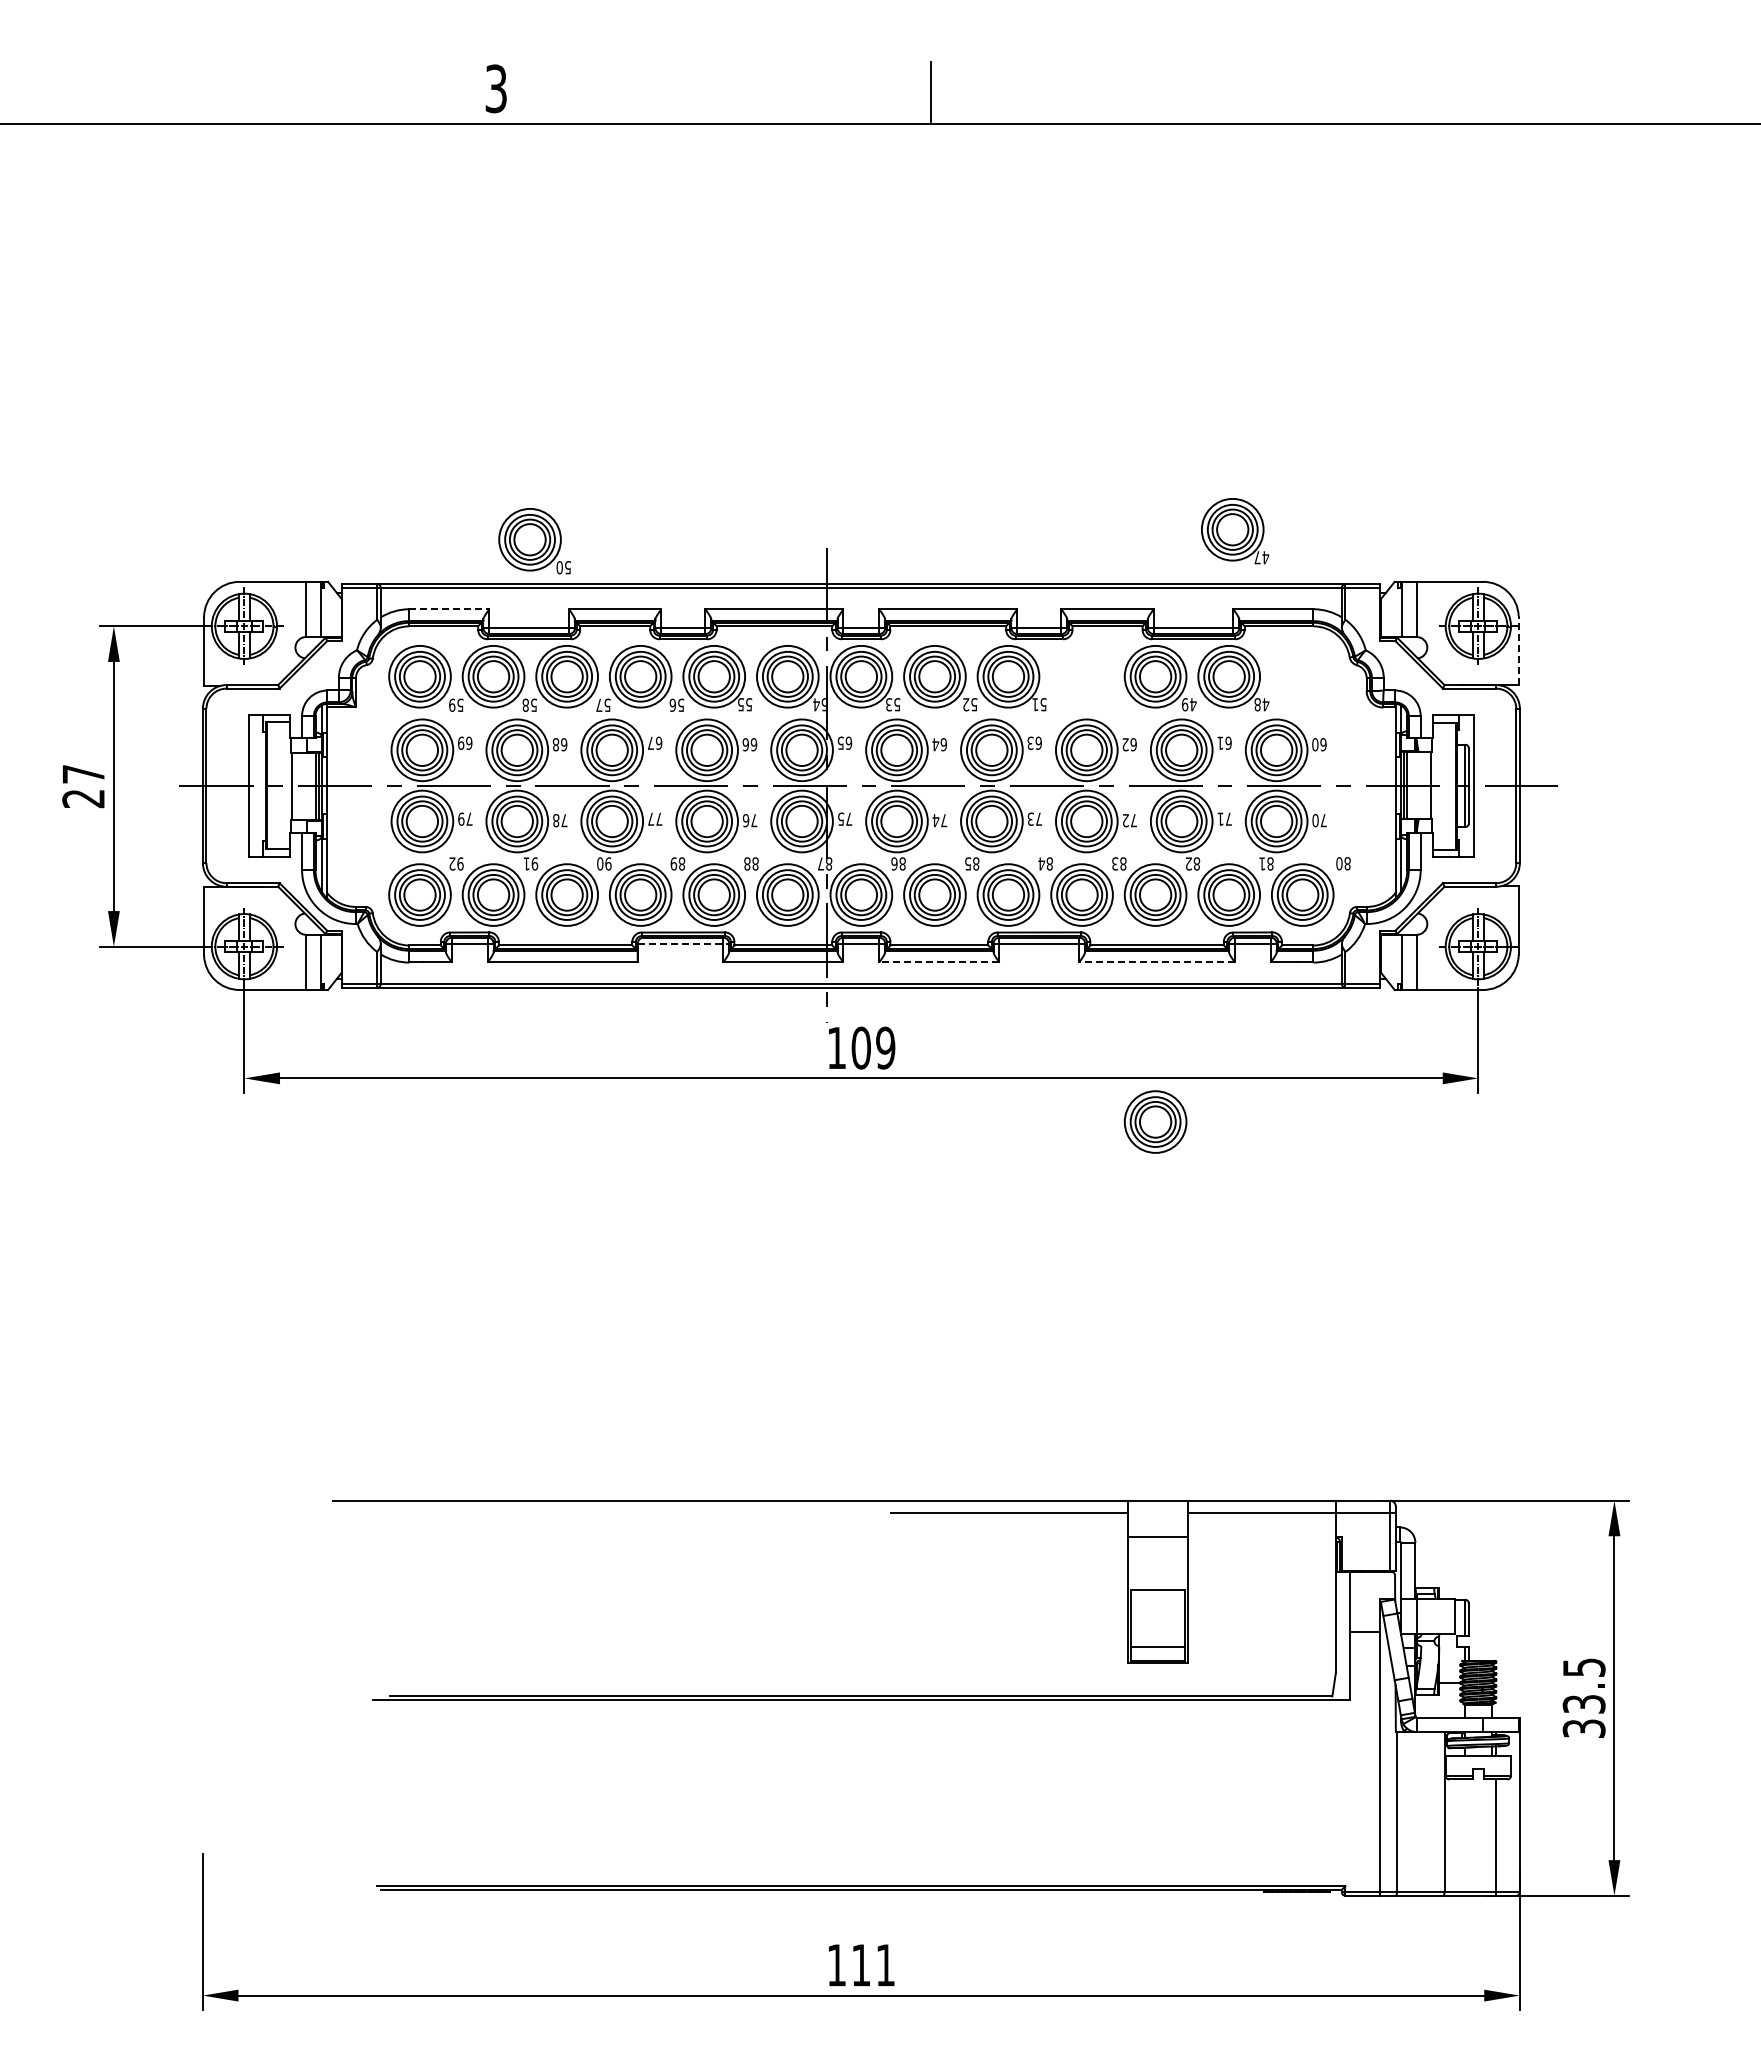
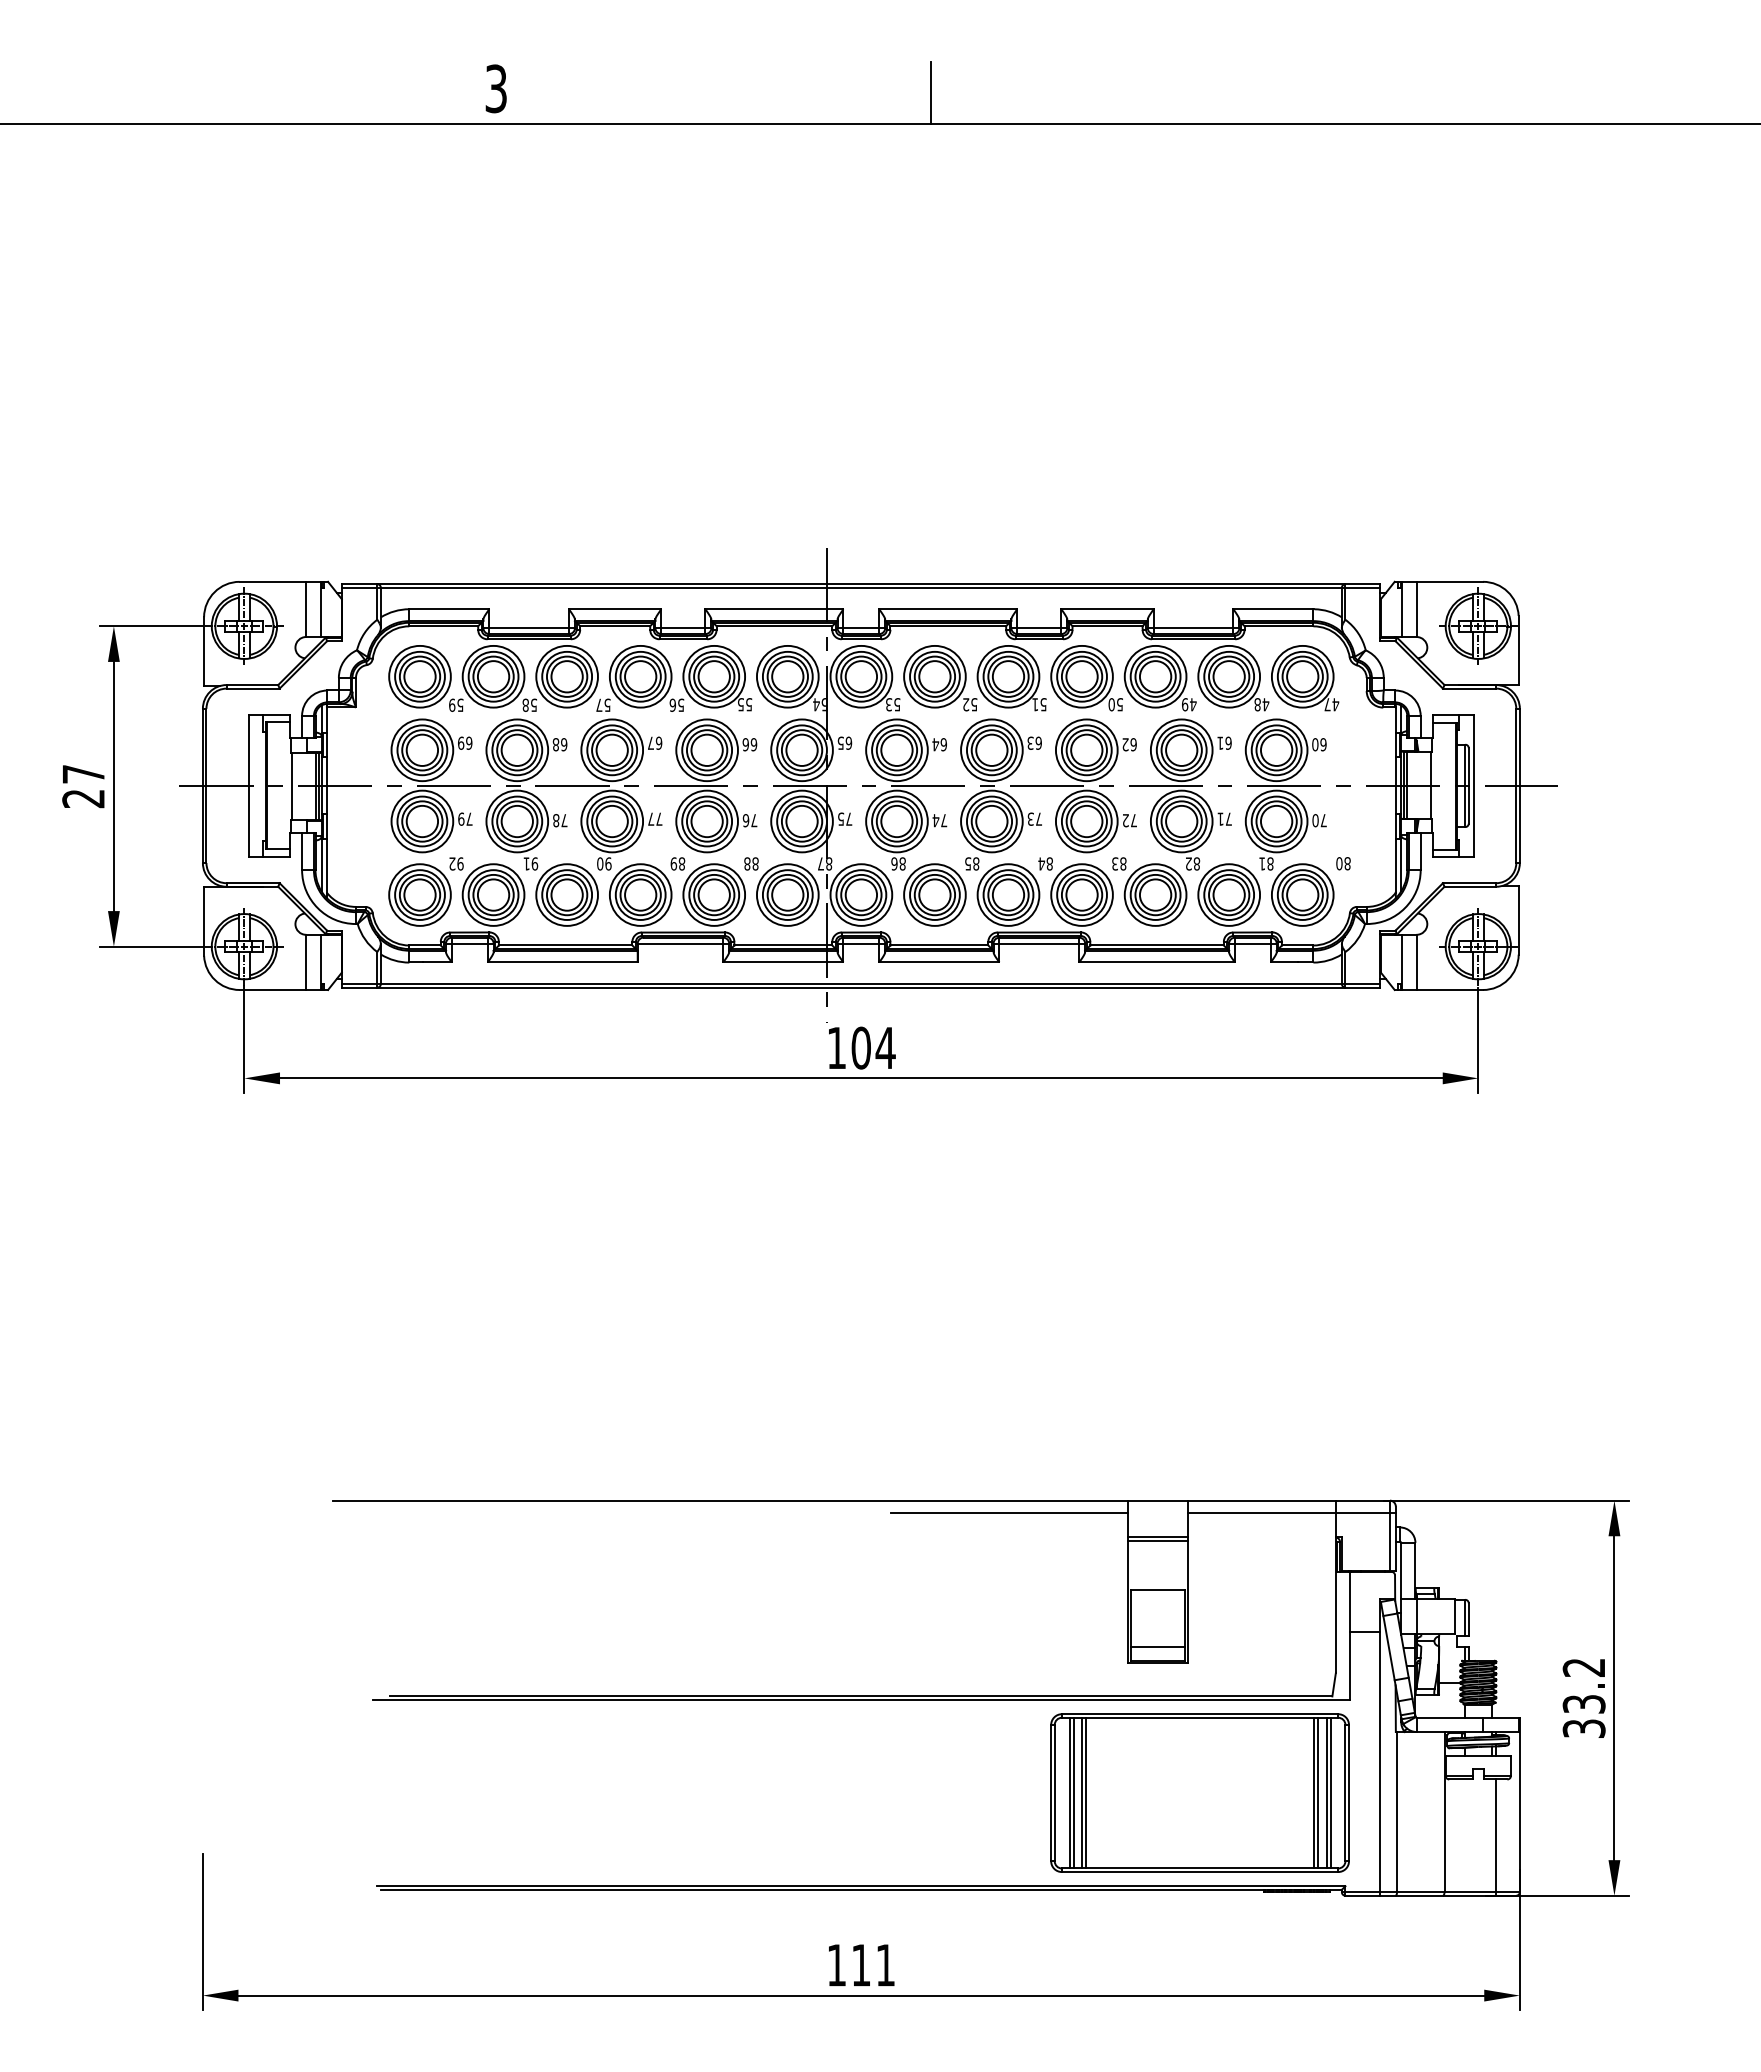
part position: (1235, 531) -> (1305, 678) (1305, 678)
part position: (534, 541) -> (1086, 678) (1086, 678)
line: dashed -> solid (449, 609)
line: dashed -> solid (1518, 649)
line: dashed -> solid (683, 943)
line: dashed -> solid (938, 962)
line: dashed -> solid (1157, 962)
text: 109 -> 104 (885, 1047)
part: present -> none (1155, 1121)
line: none -> present (1157, 1541)
text: 33.5 -> 33.2 (1583, 1667)
part: none -> present (1199, 1792)
